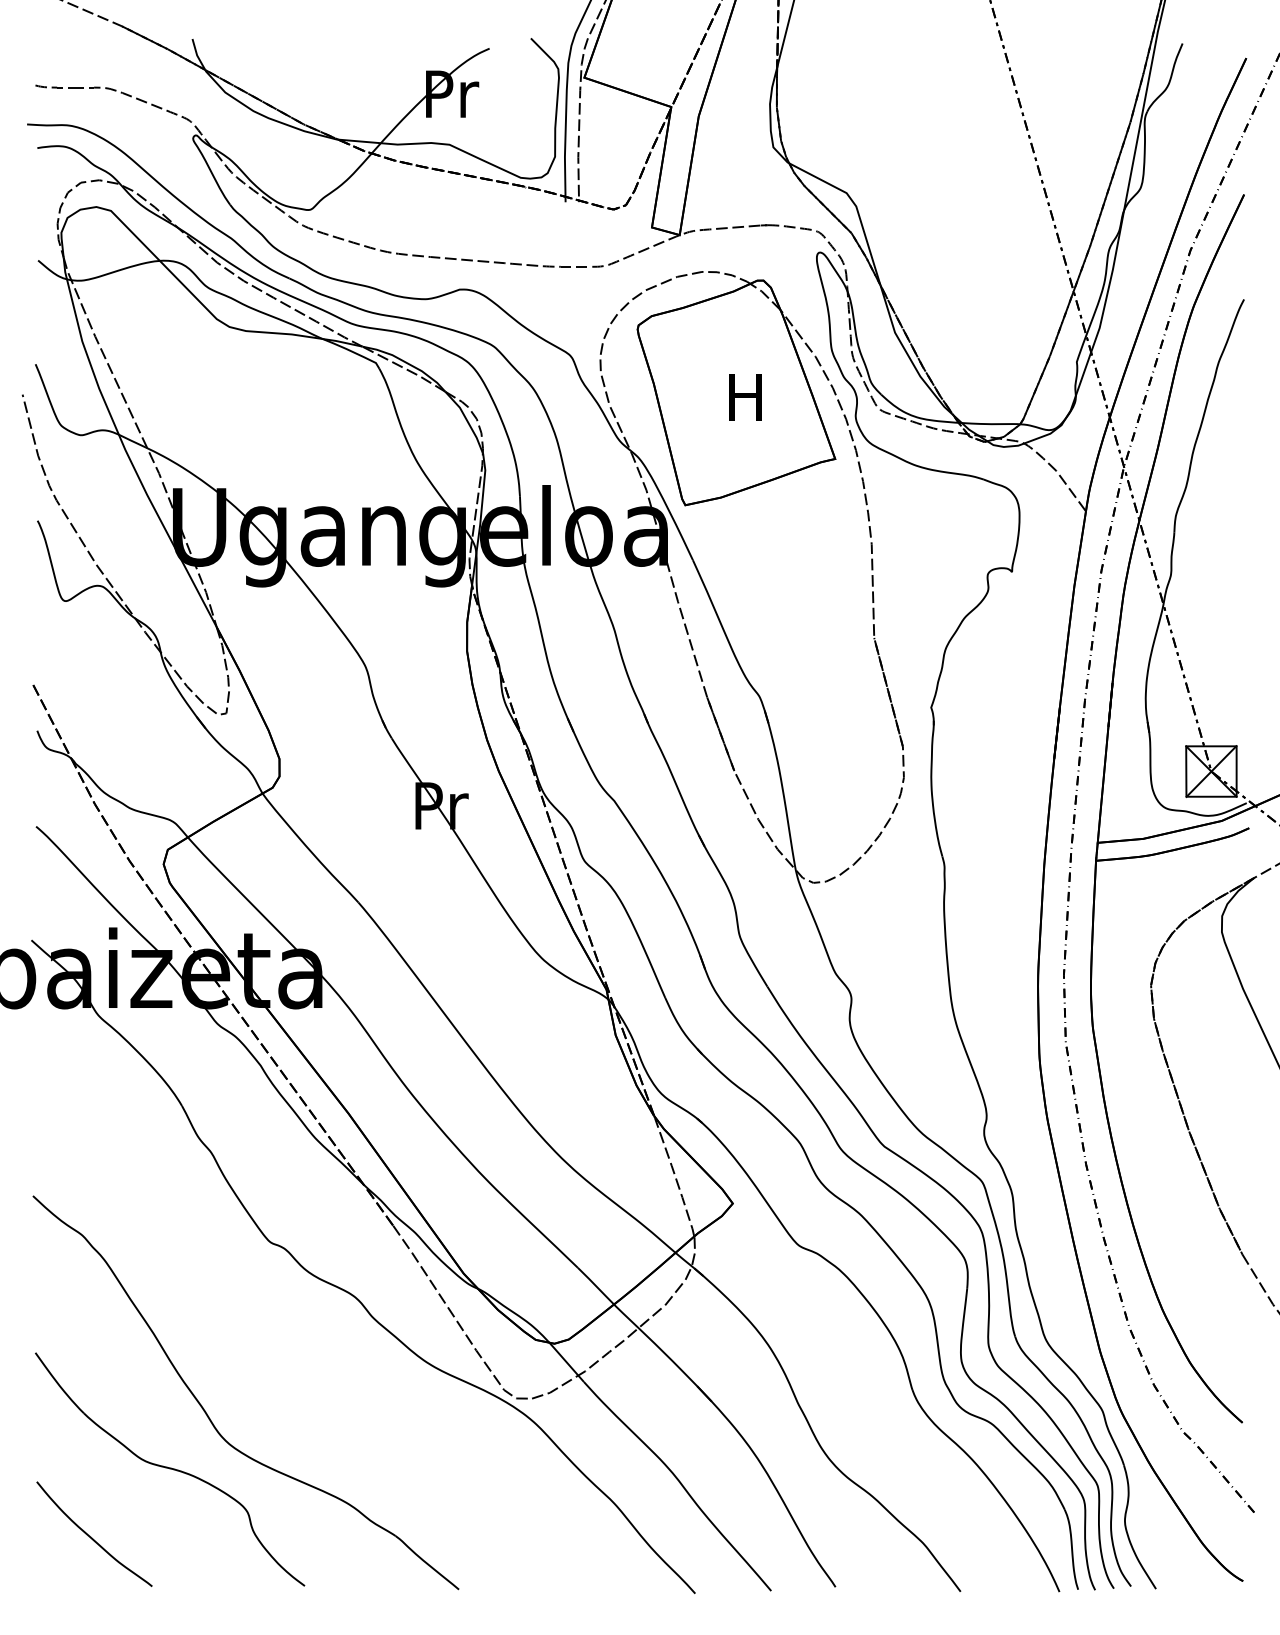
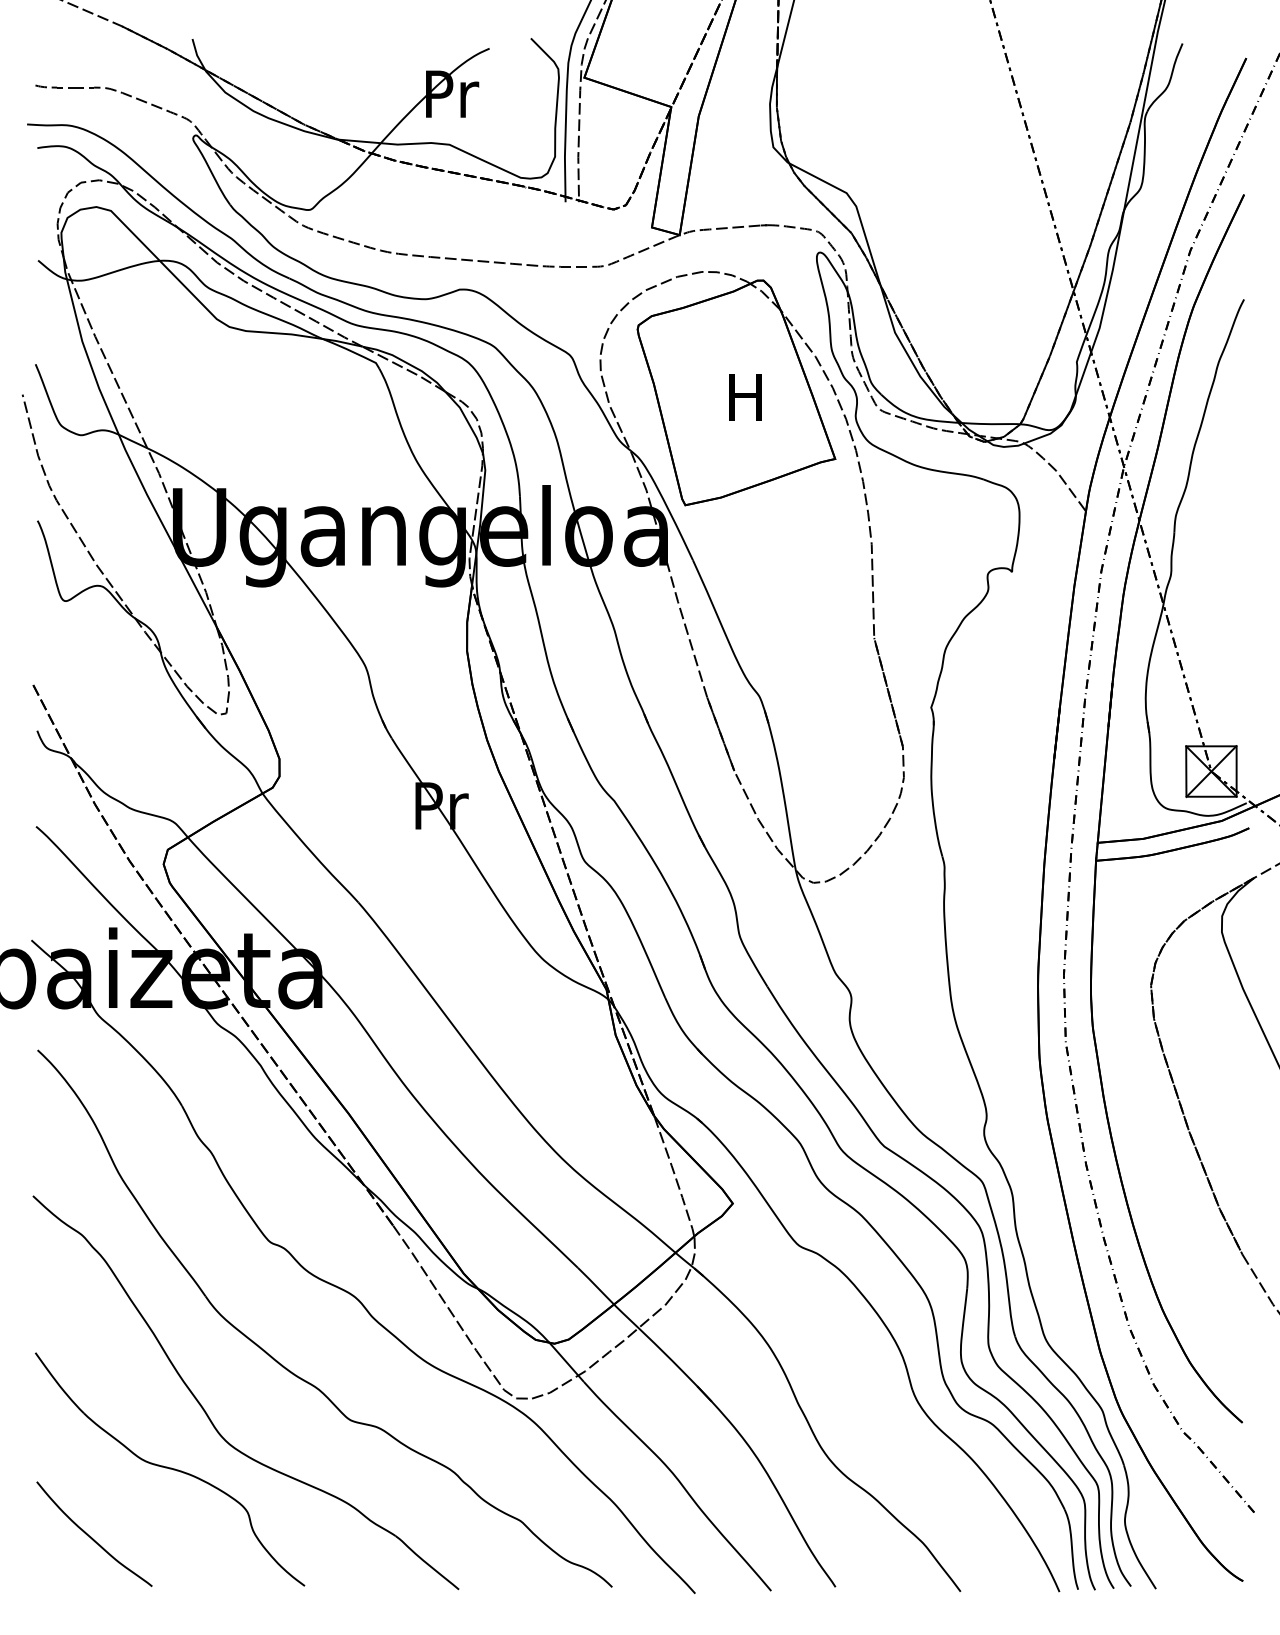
part: none -> present (286, 1367)
